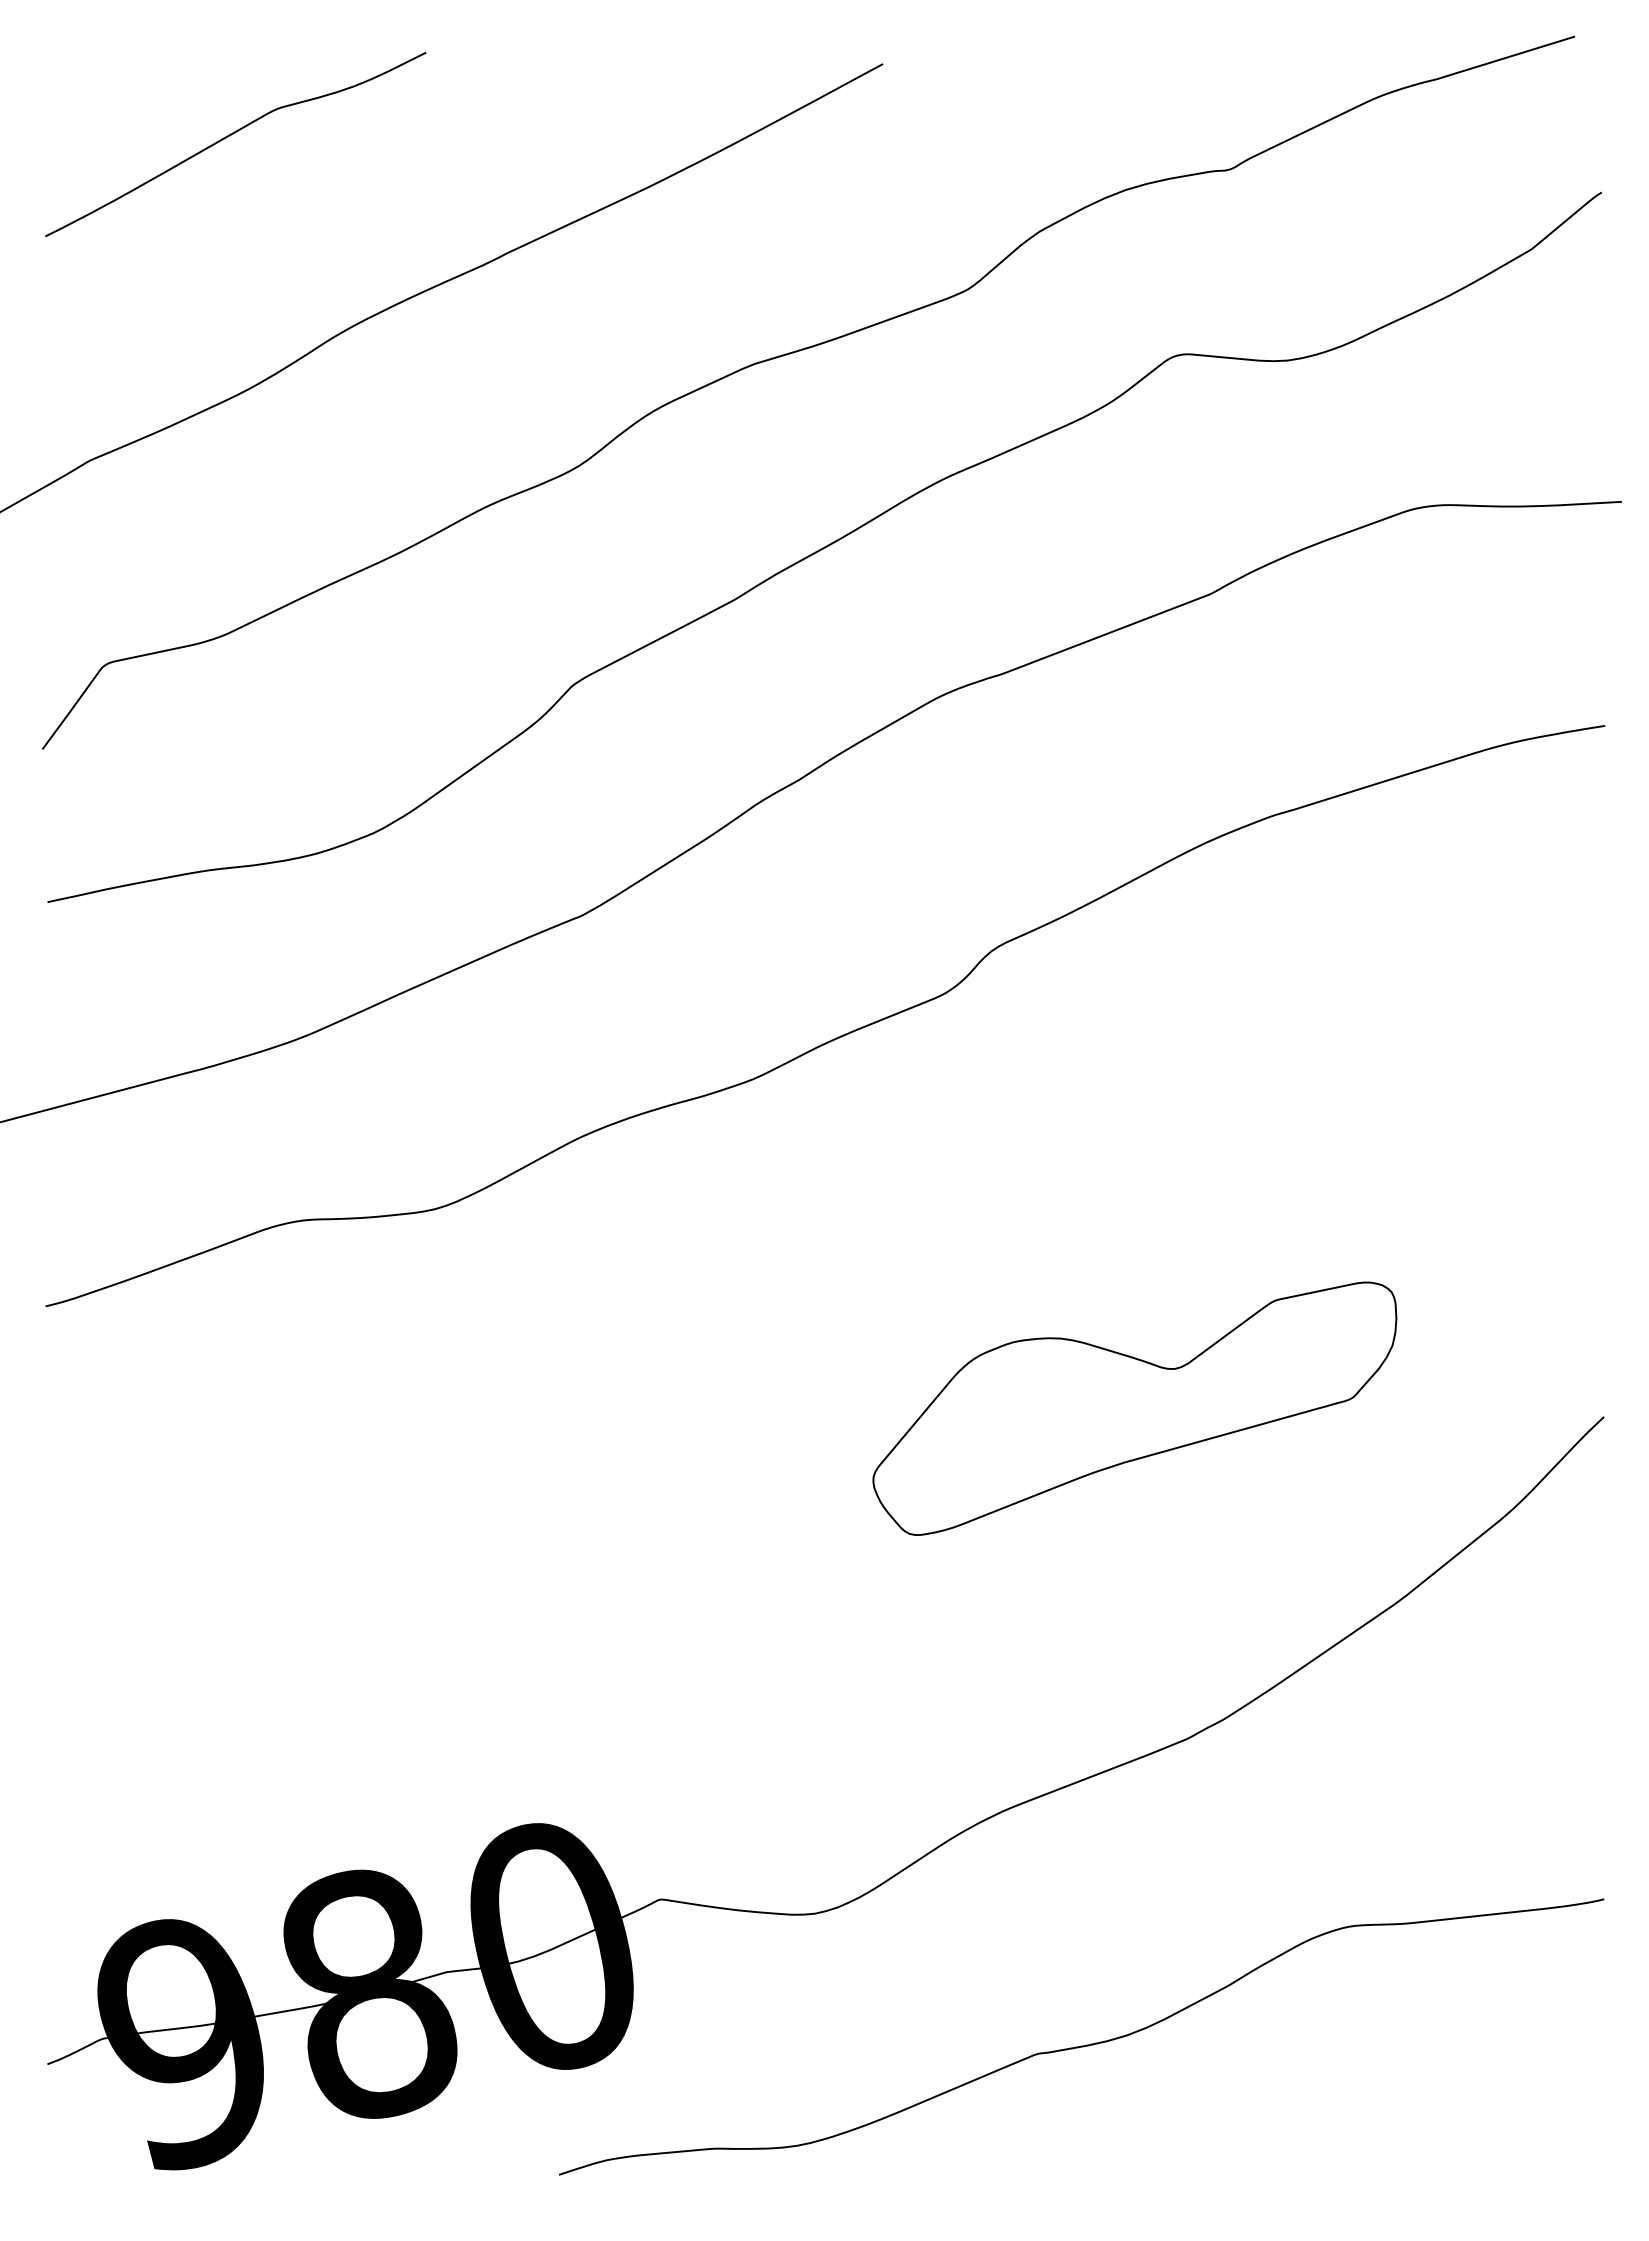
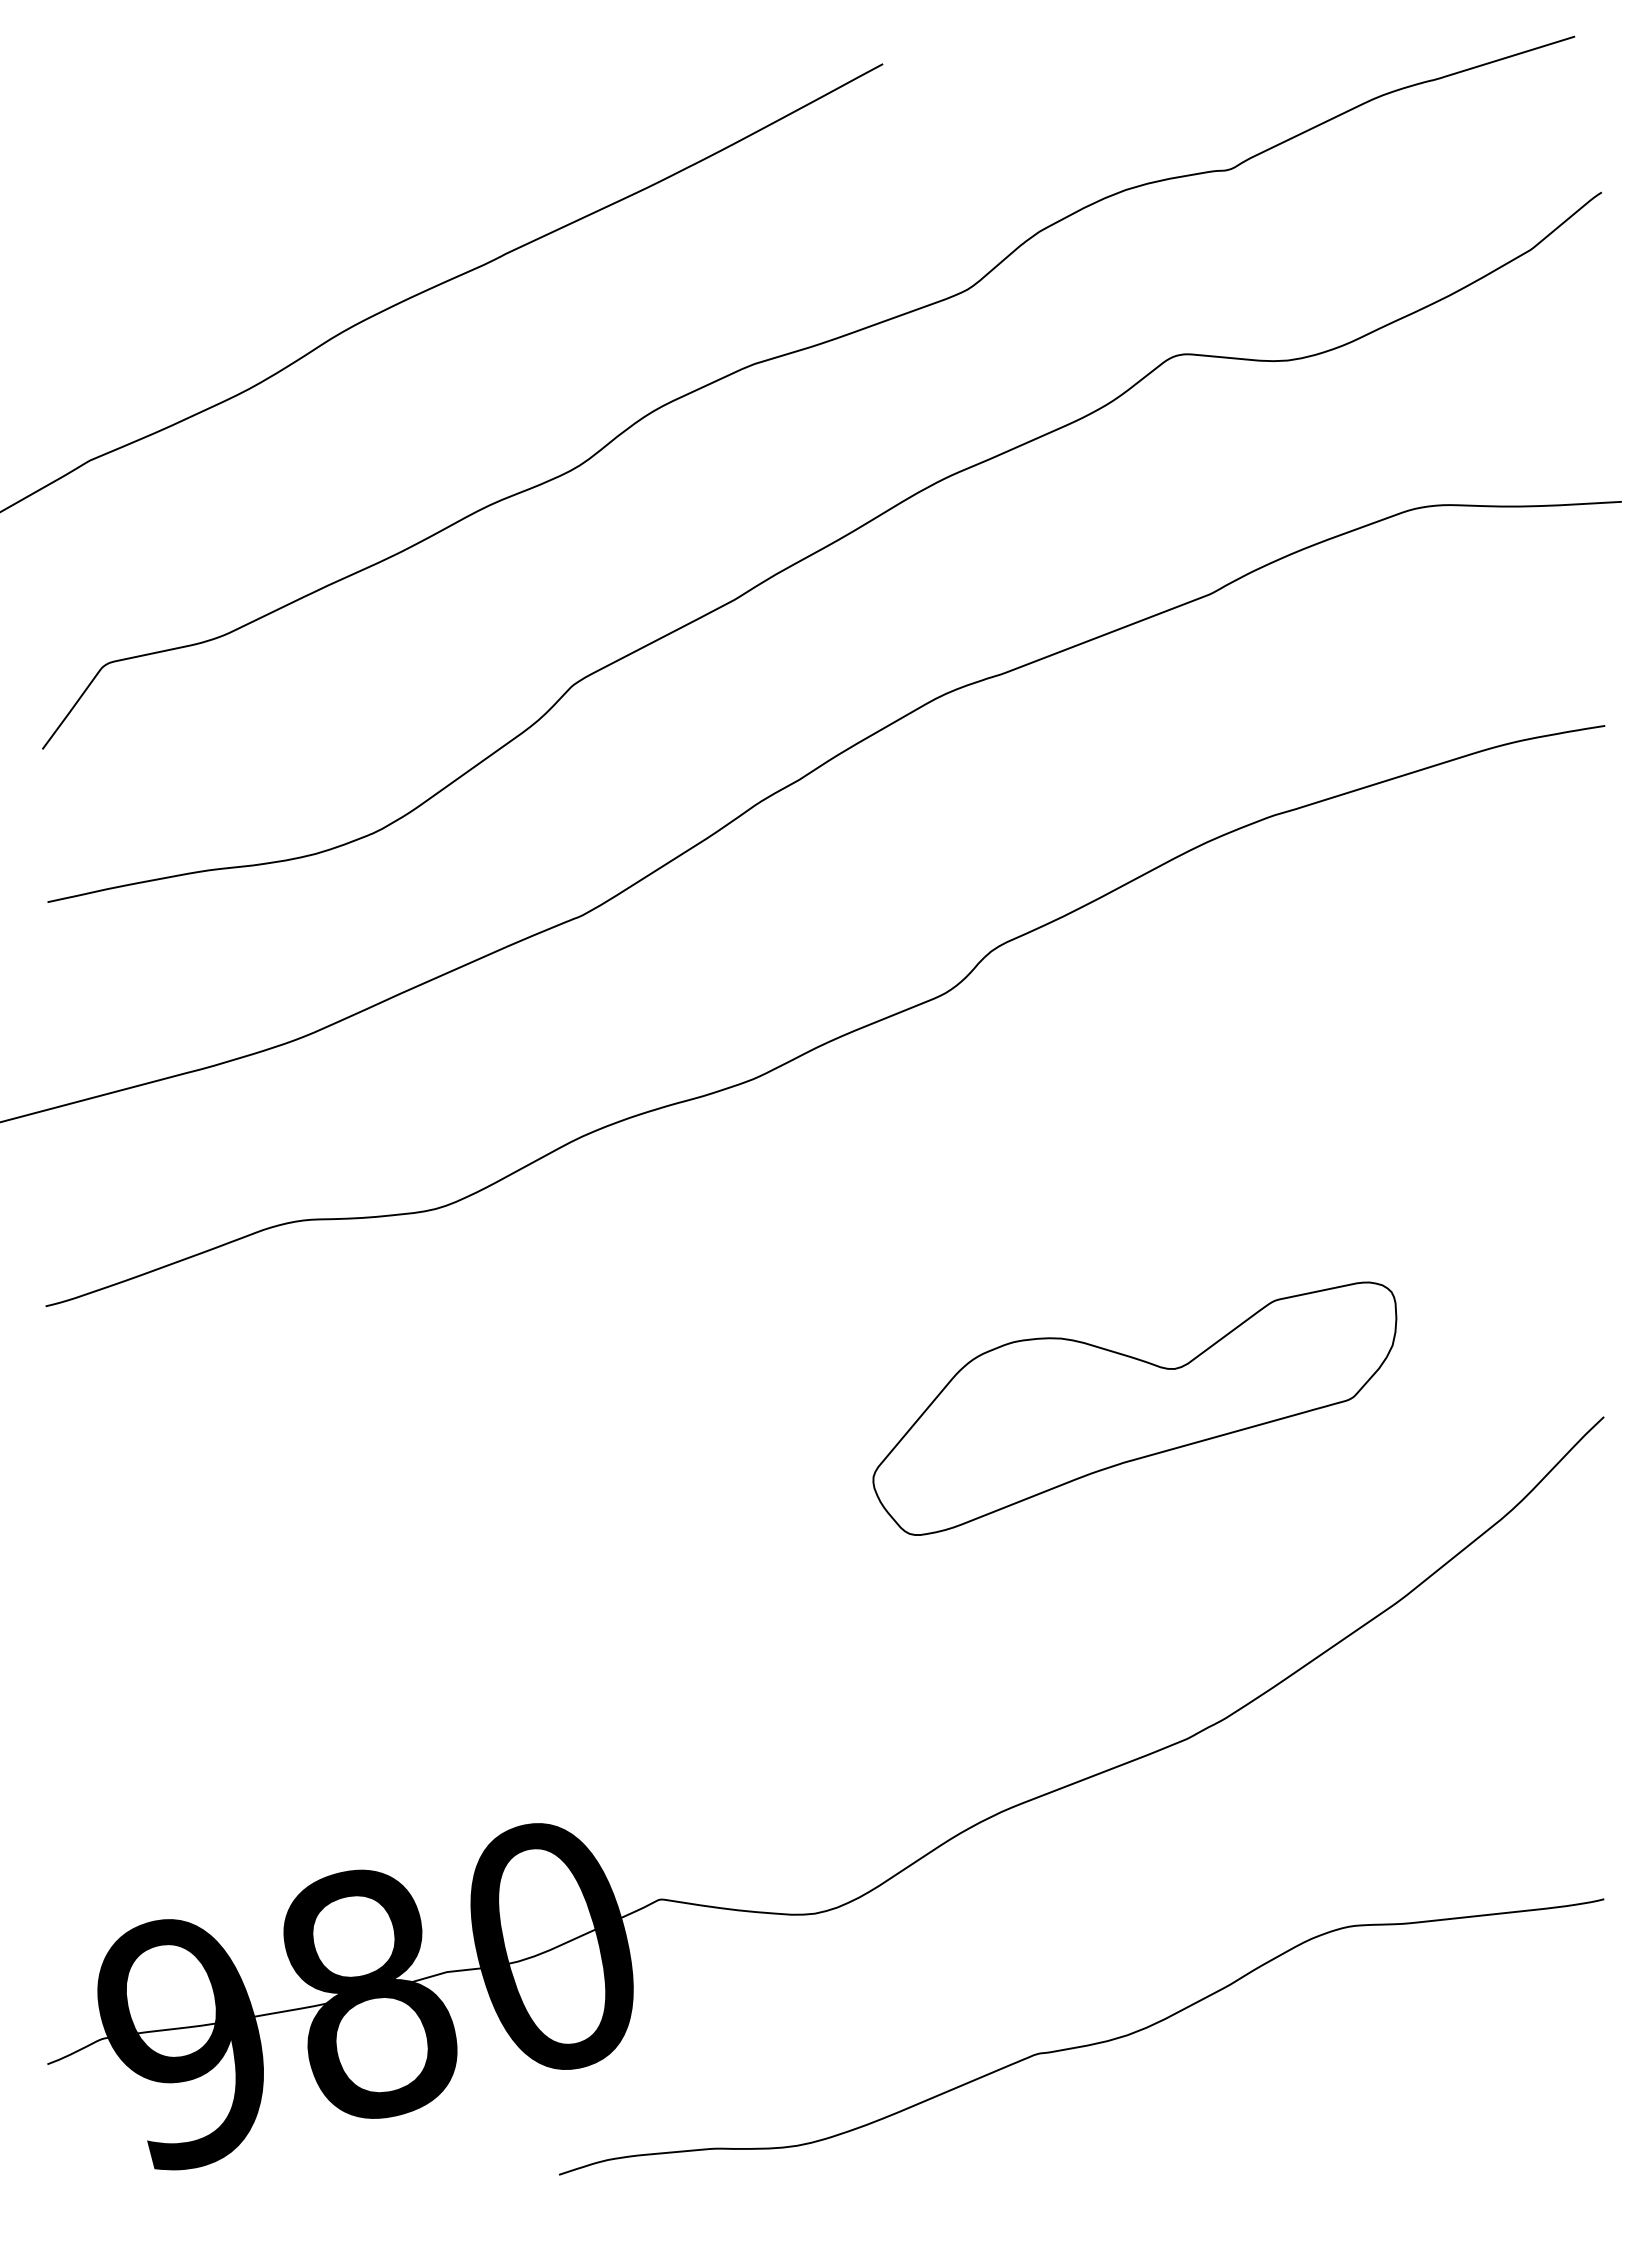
curve: present -> none (231, 135)
